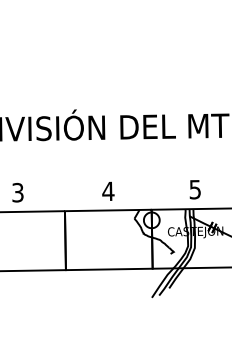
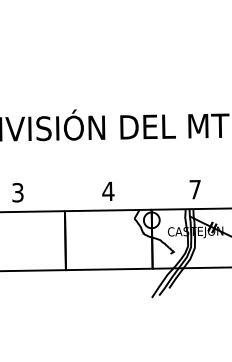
text: 5 -> 7 (194, 189)
